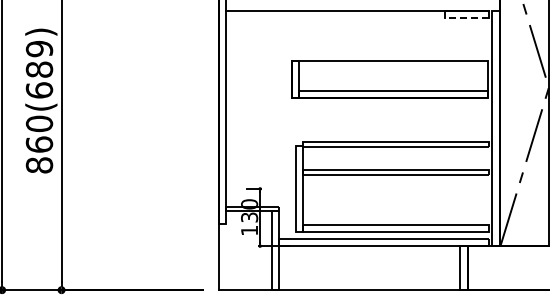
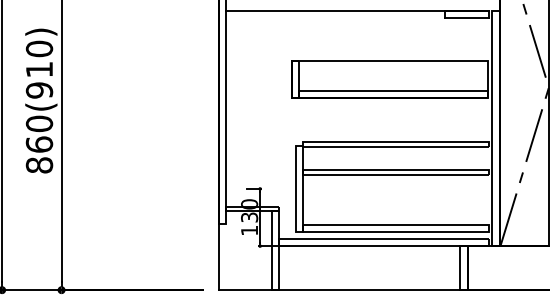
line: dashed -> solid (466, 18)
text: 860(689) -> 860(910) (39, 69)
